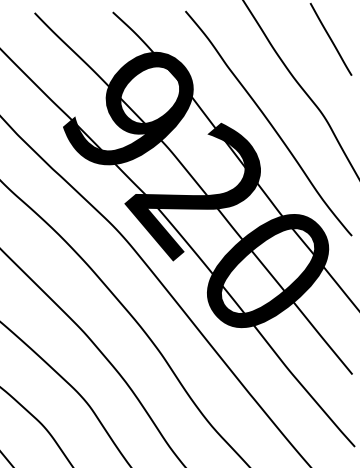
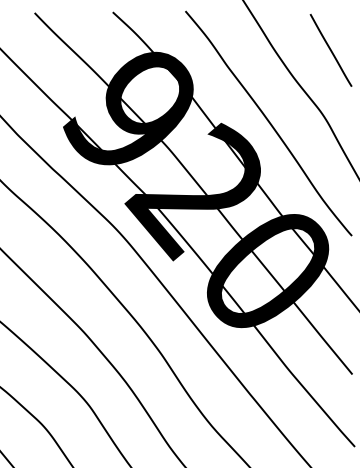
line position: (330, 39) -> (330, 50) (330, 50)
